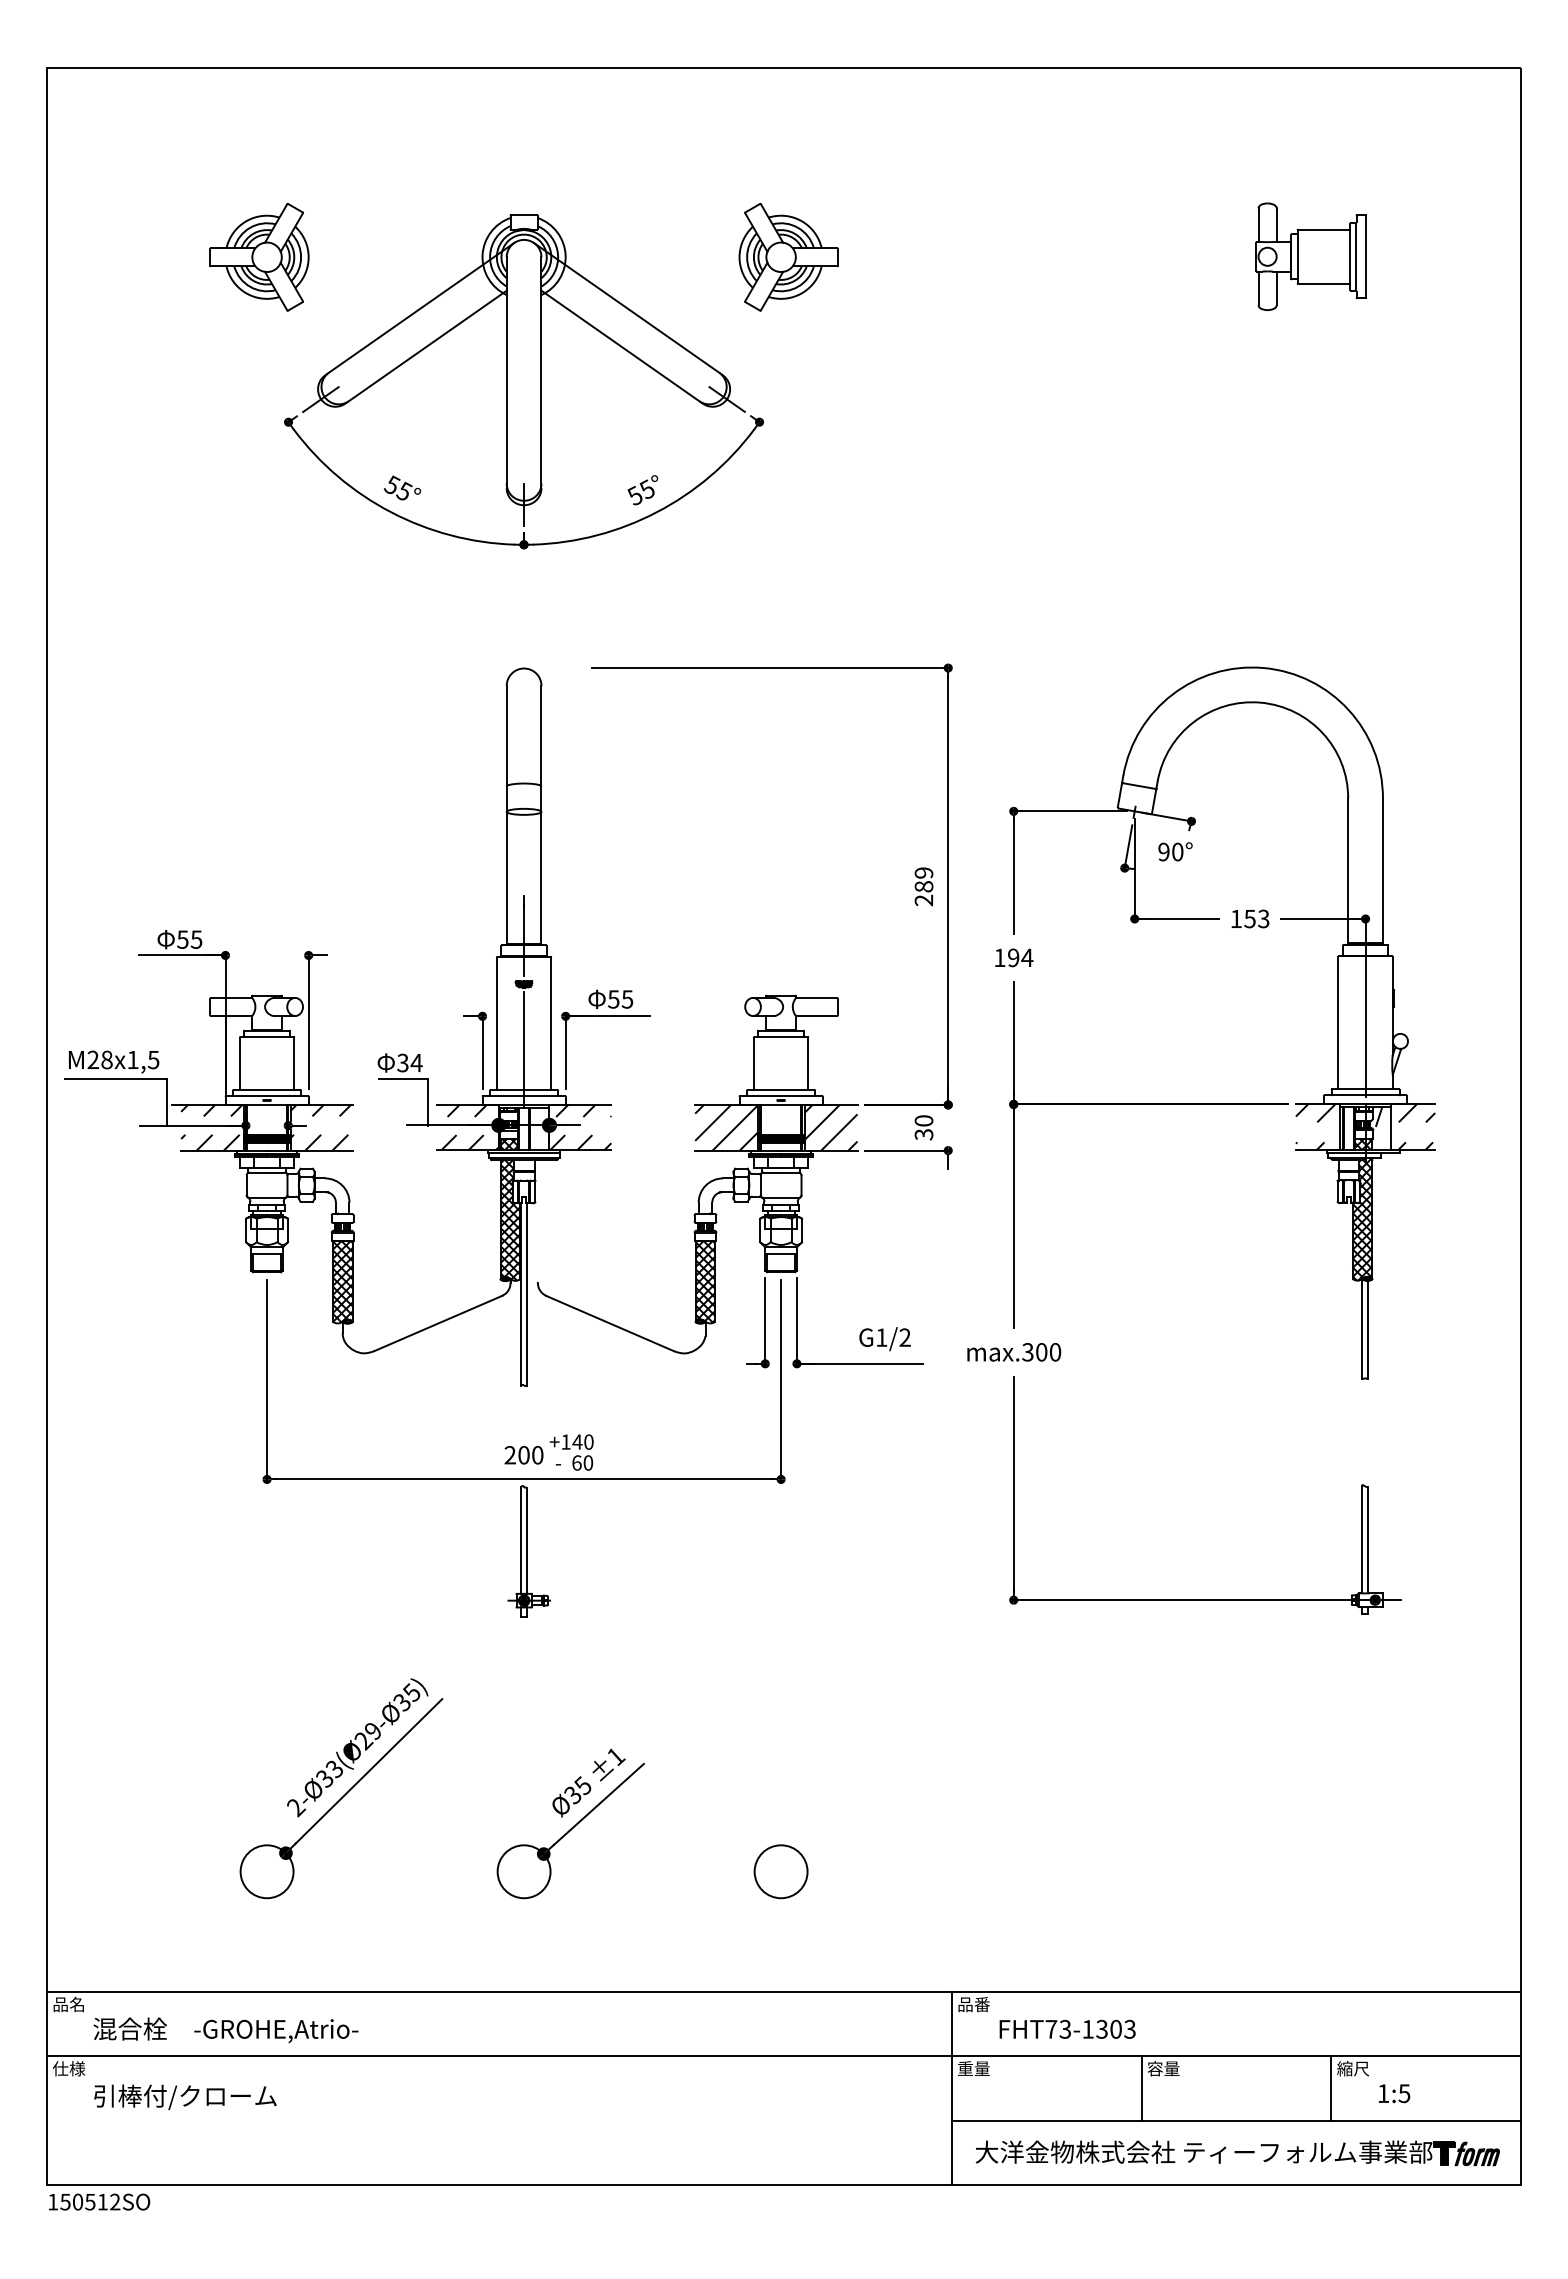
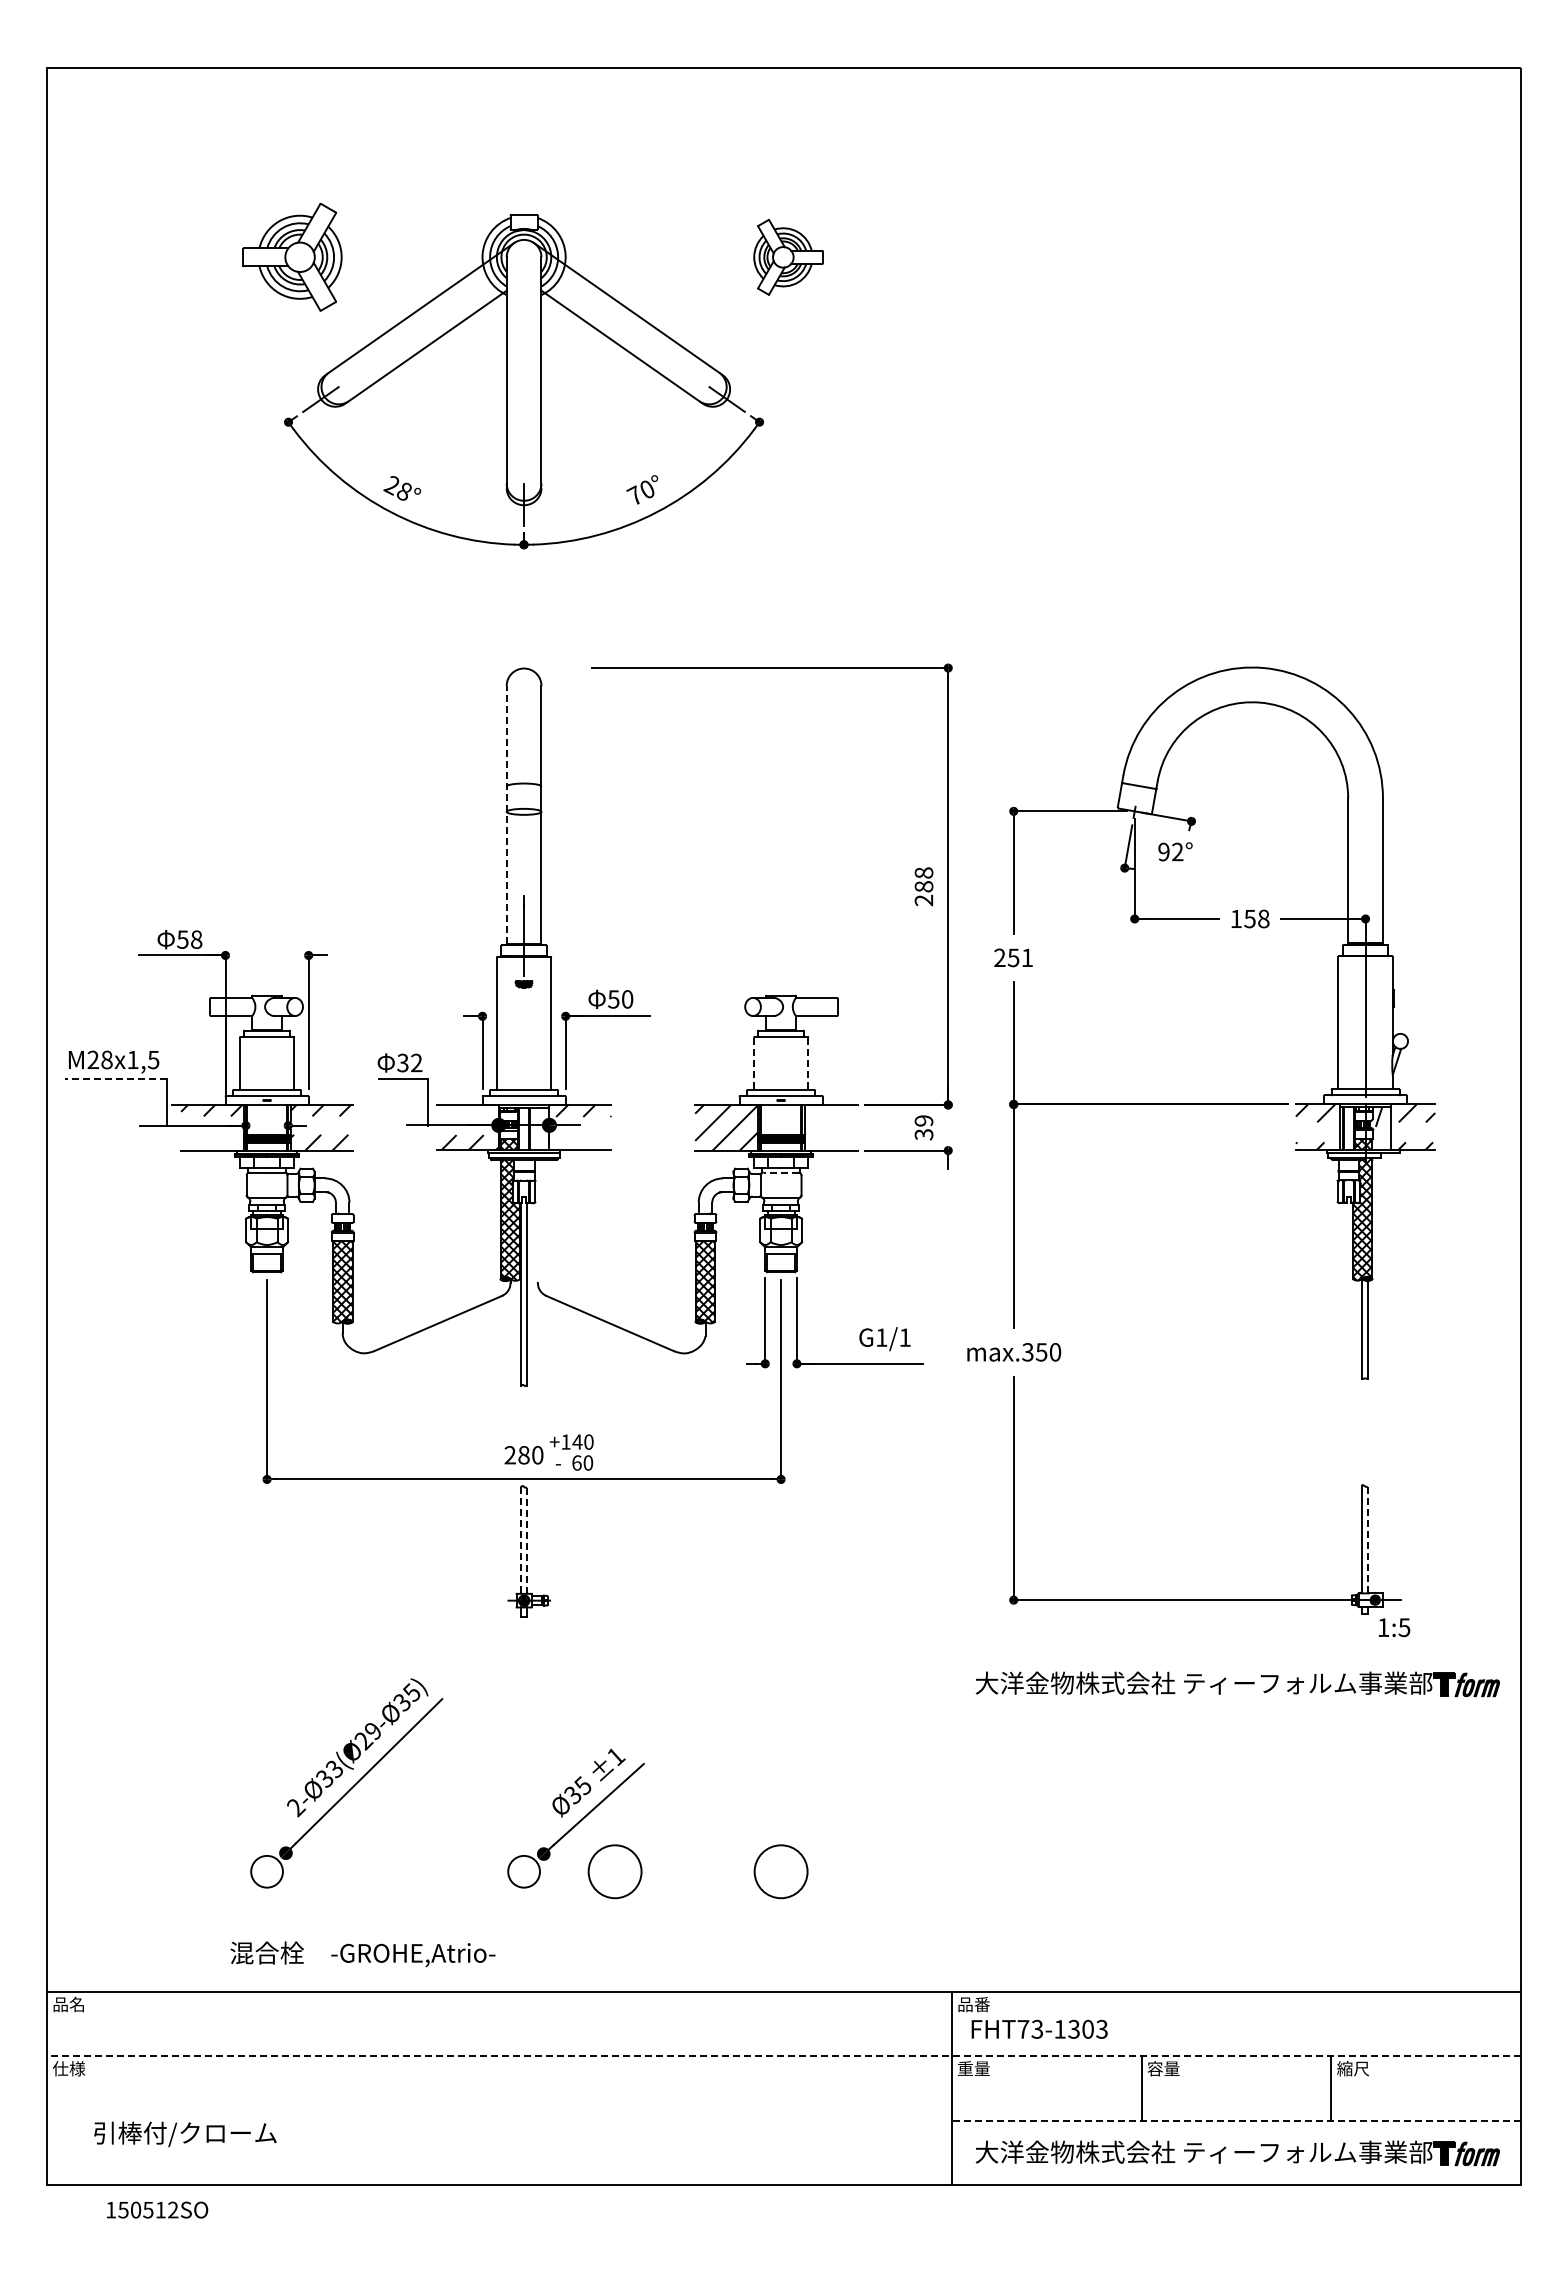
part: present -> none (1310, 256)
part position: (259, 257) -> (292, 257) (292, 257)
part size: 101x109 px -> 71x77 px (788, 257)
text: 55° -> 28° (397, 487)
text: 55° -> 70° (640, 492)
line: solid -> dashed (506, 814)
text: 90° -> 92° (1177, 851)
text: 289 -> 288 (923, 872)
text: 153 -> 158 (1263, 918)
text: 55 -> 58 (196, 939)
text: 194 -> 251 (1013, 957)
text: 55 -> 50 (627, 999)
line: present -> none (524, 1049)
text: 34 -> 32 (416, 1062)
line: solid -> dashed (753, 1064)
line: solid -> dashed (808, 1064)
line: solid -> dashed (116, 1078)
hatch: present -> none (466, 1110)
text: 30 -> 39 (923, 1120)
hatch: present -> none (830, 1127)
hatch: present -> none (210, 1142)
hatch: present -> none (580, 1142)
line: solid -> dashed (780, 1172)
text: G1/2 -> G1/1 (904, 1337)
text: max.300 -> max.350 (1041, 1352)
text: 200 -> 280 (523, 1455)
line: solid -> dashed (1367, 1539)
line: solid -> dashed (521, 1541)
line: solid -> dashed (527, 1541)
part: none -> present (1237, 1684)
circle diameter: 53 px -> 32 px (266, 1871)
circle diameter: 53 px -> 32 px (523, 1871)
circle: none -> present (614, 1871)
text position: (1067, 2028) -> (1039, 2028) (1039, 2028)
text position: (225, 2030) -> (362, 1954) (362, 1954)
line: solid -> dashed (783, 2056)
text position: (1394, 2093) -> (1394, 1627) (1394, 1627)
text position: (185, 2096) -> (185, 2133) (185, 2133)
line: solid -> dashed (1236, 2120)
text position: (99, 2201) -> (157, 2209) (157, 2209)
